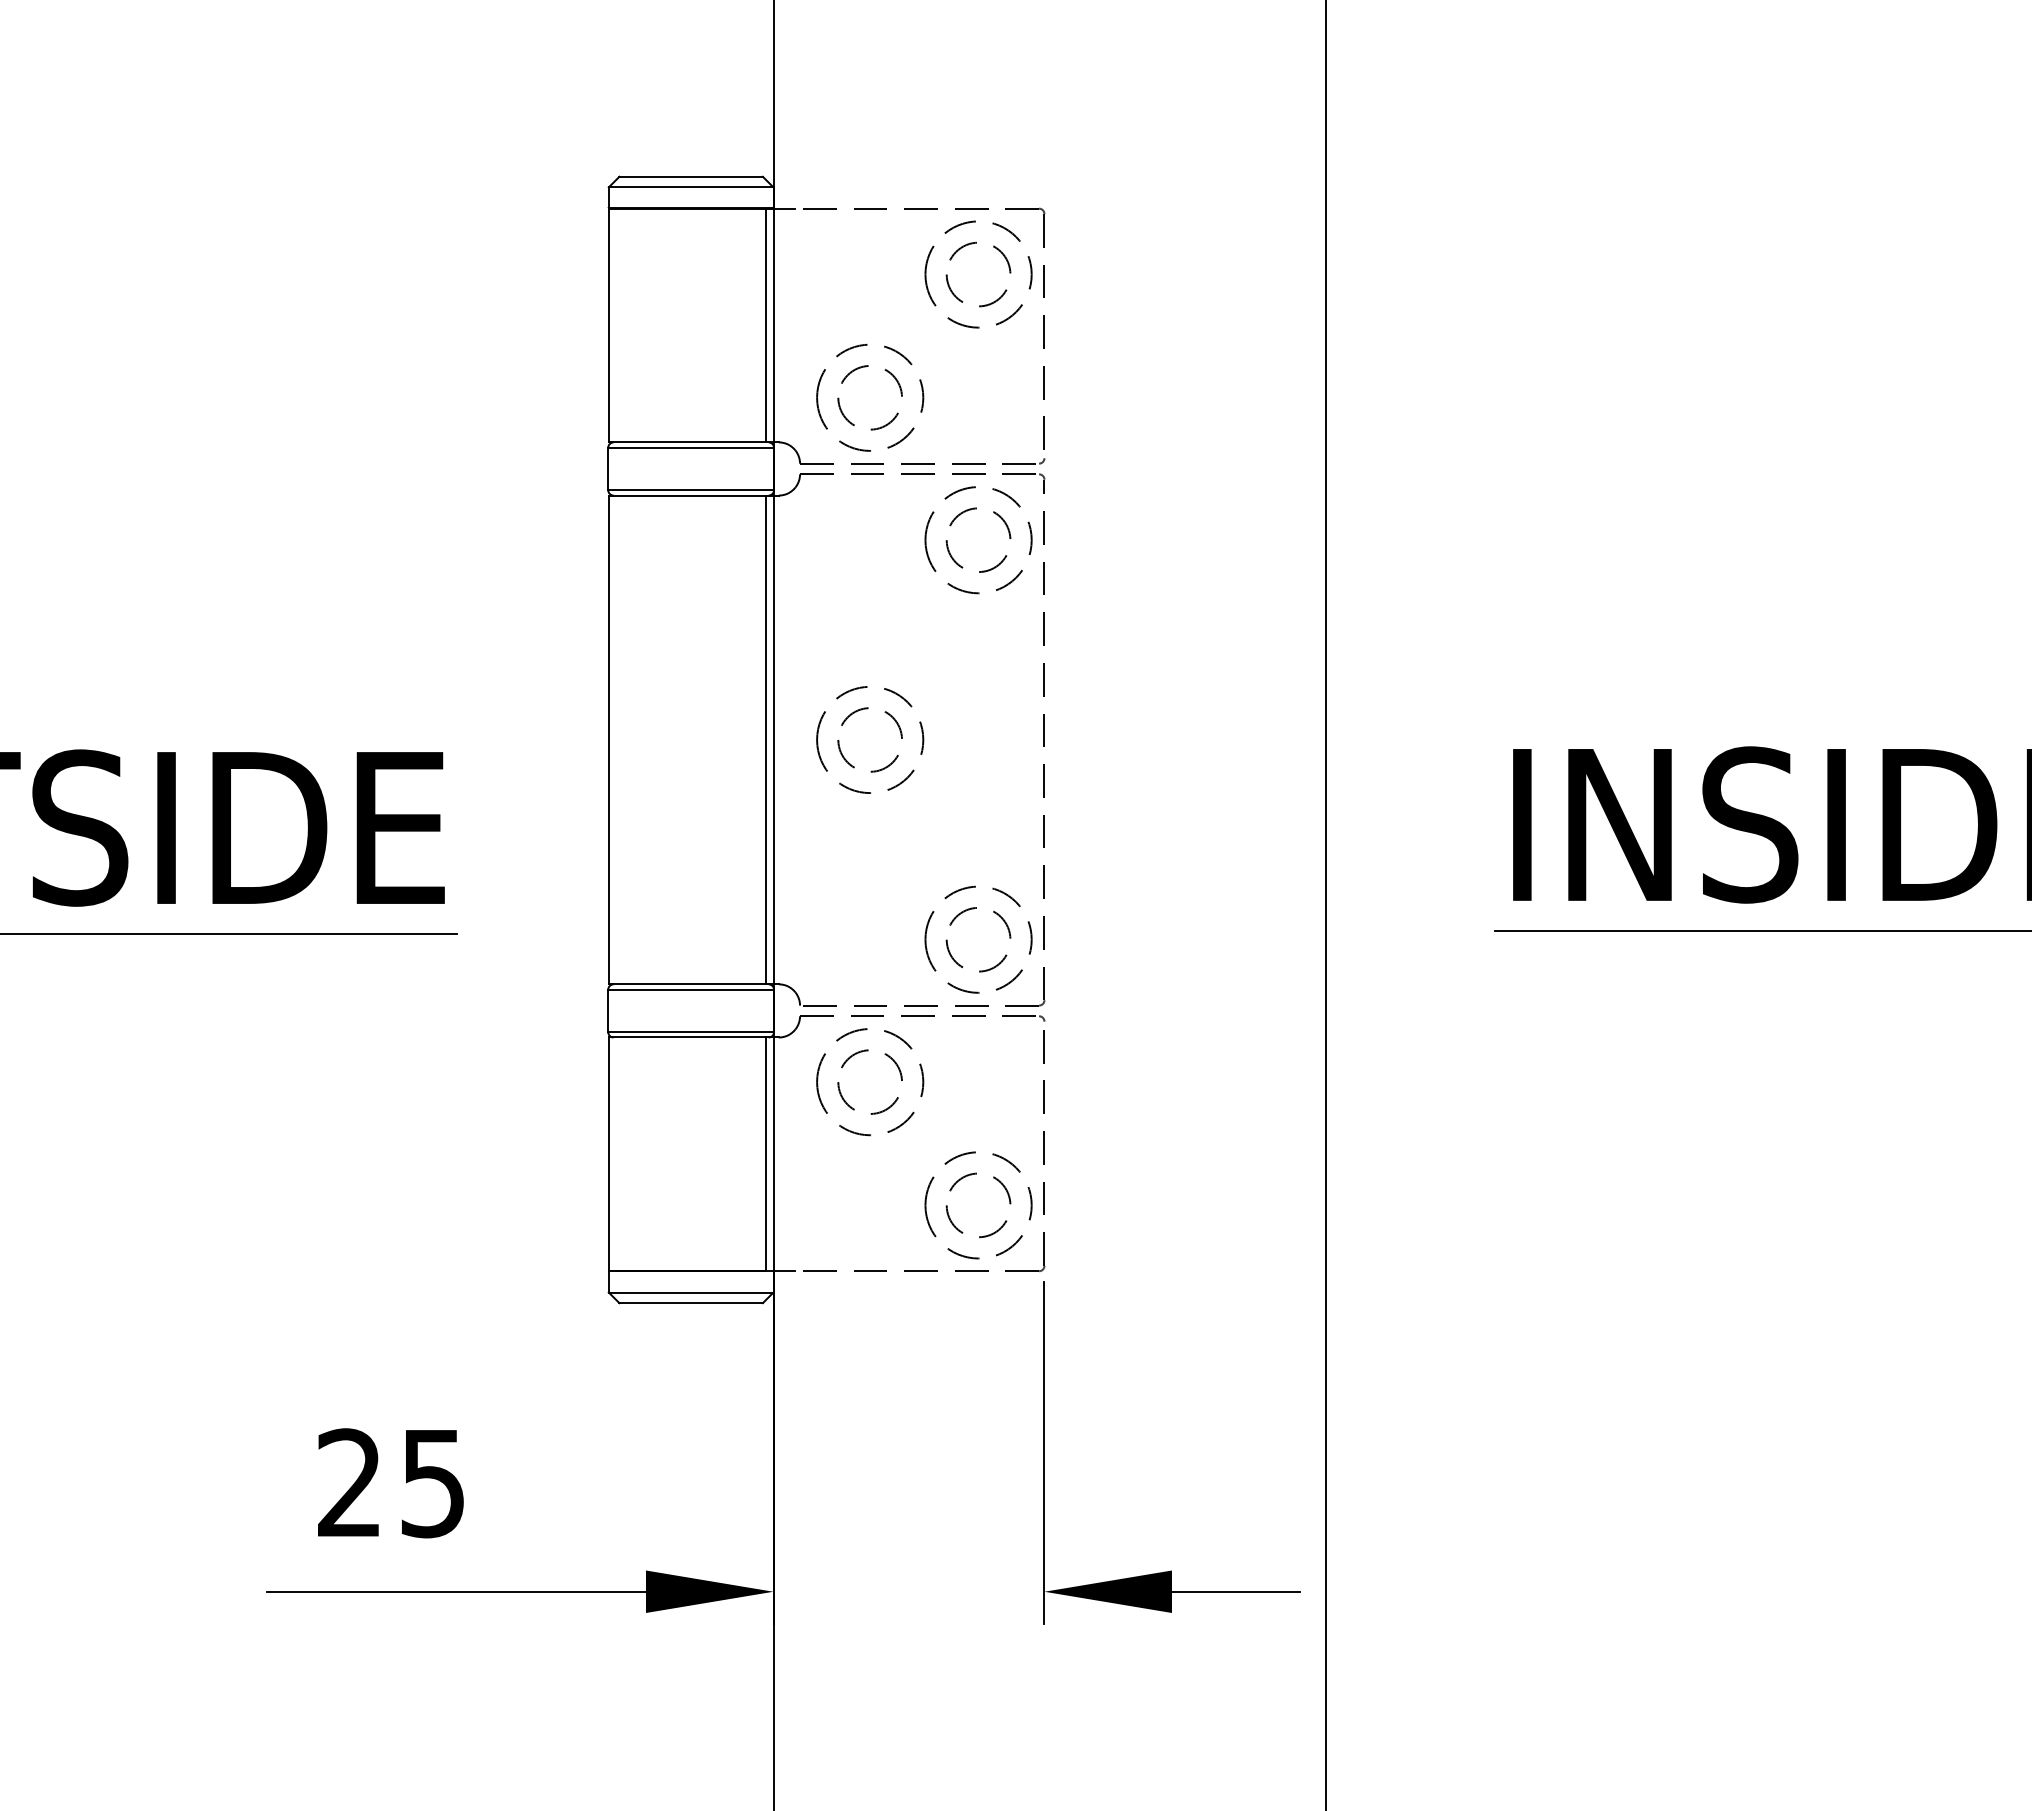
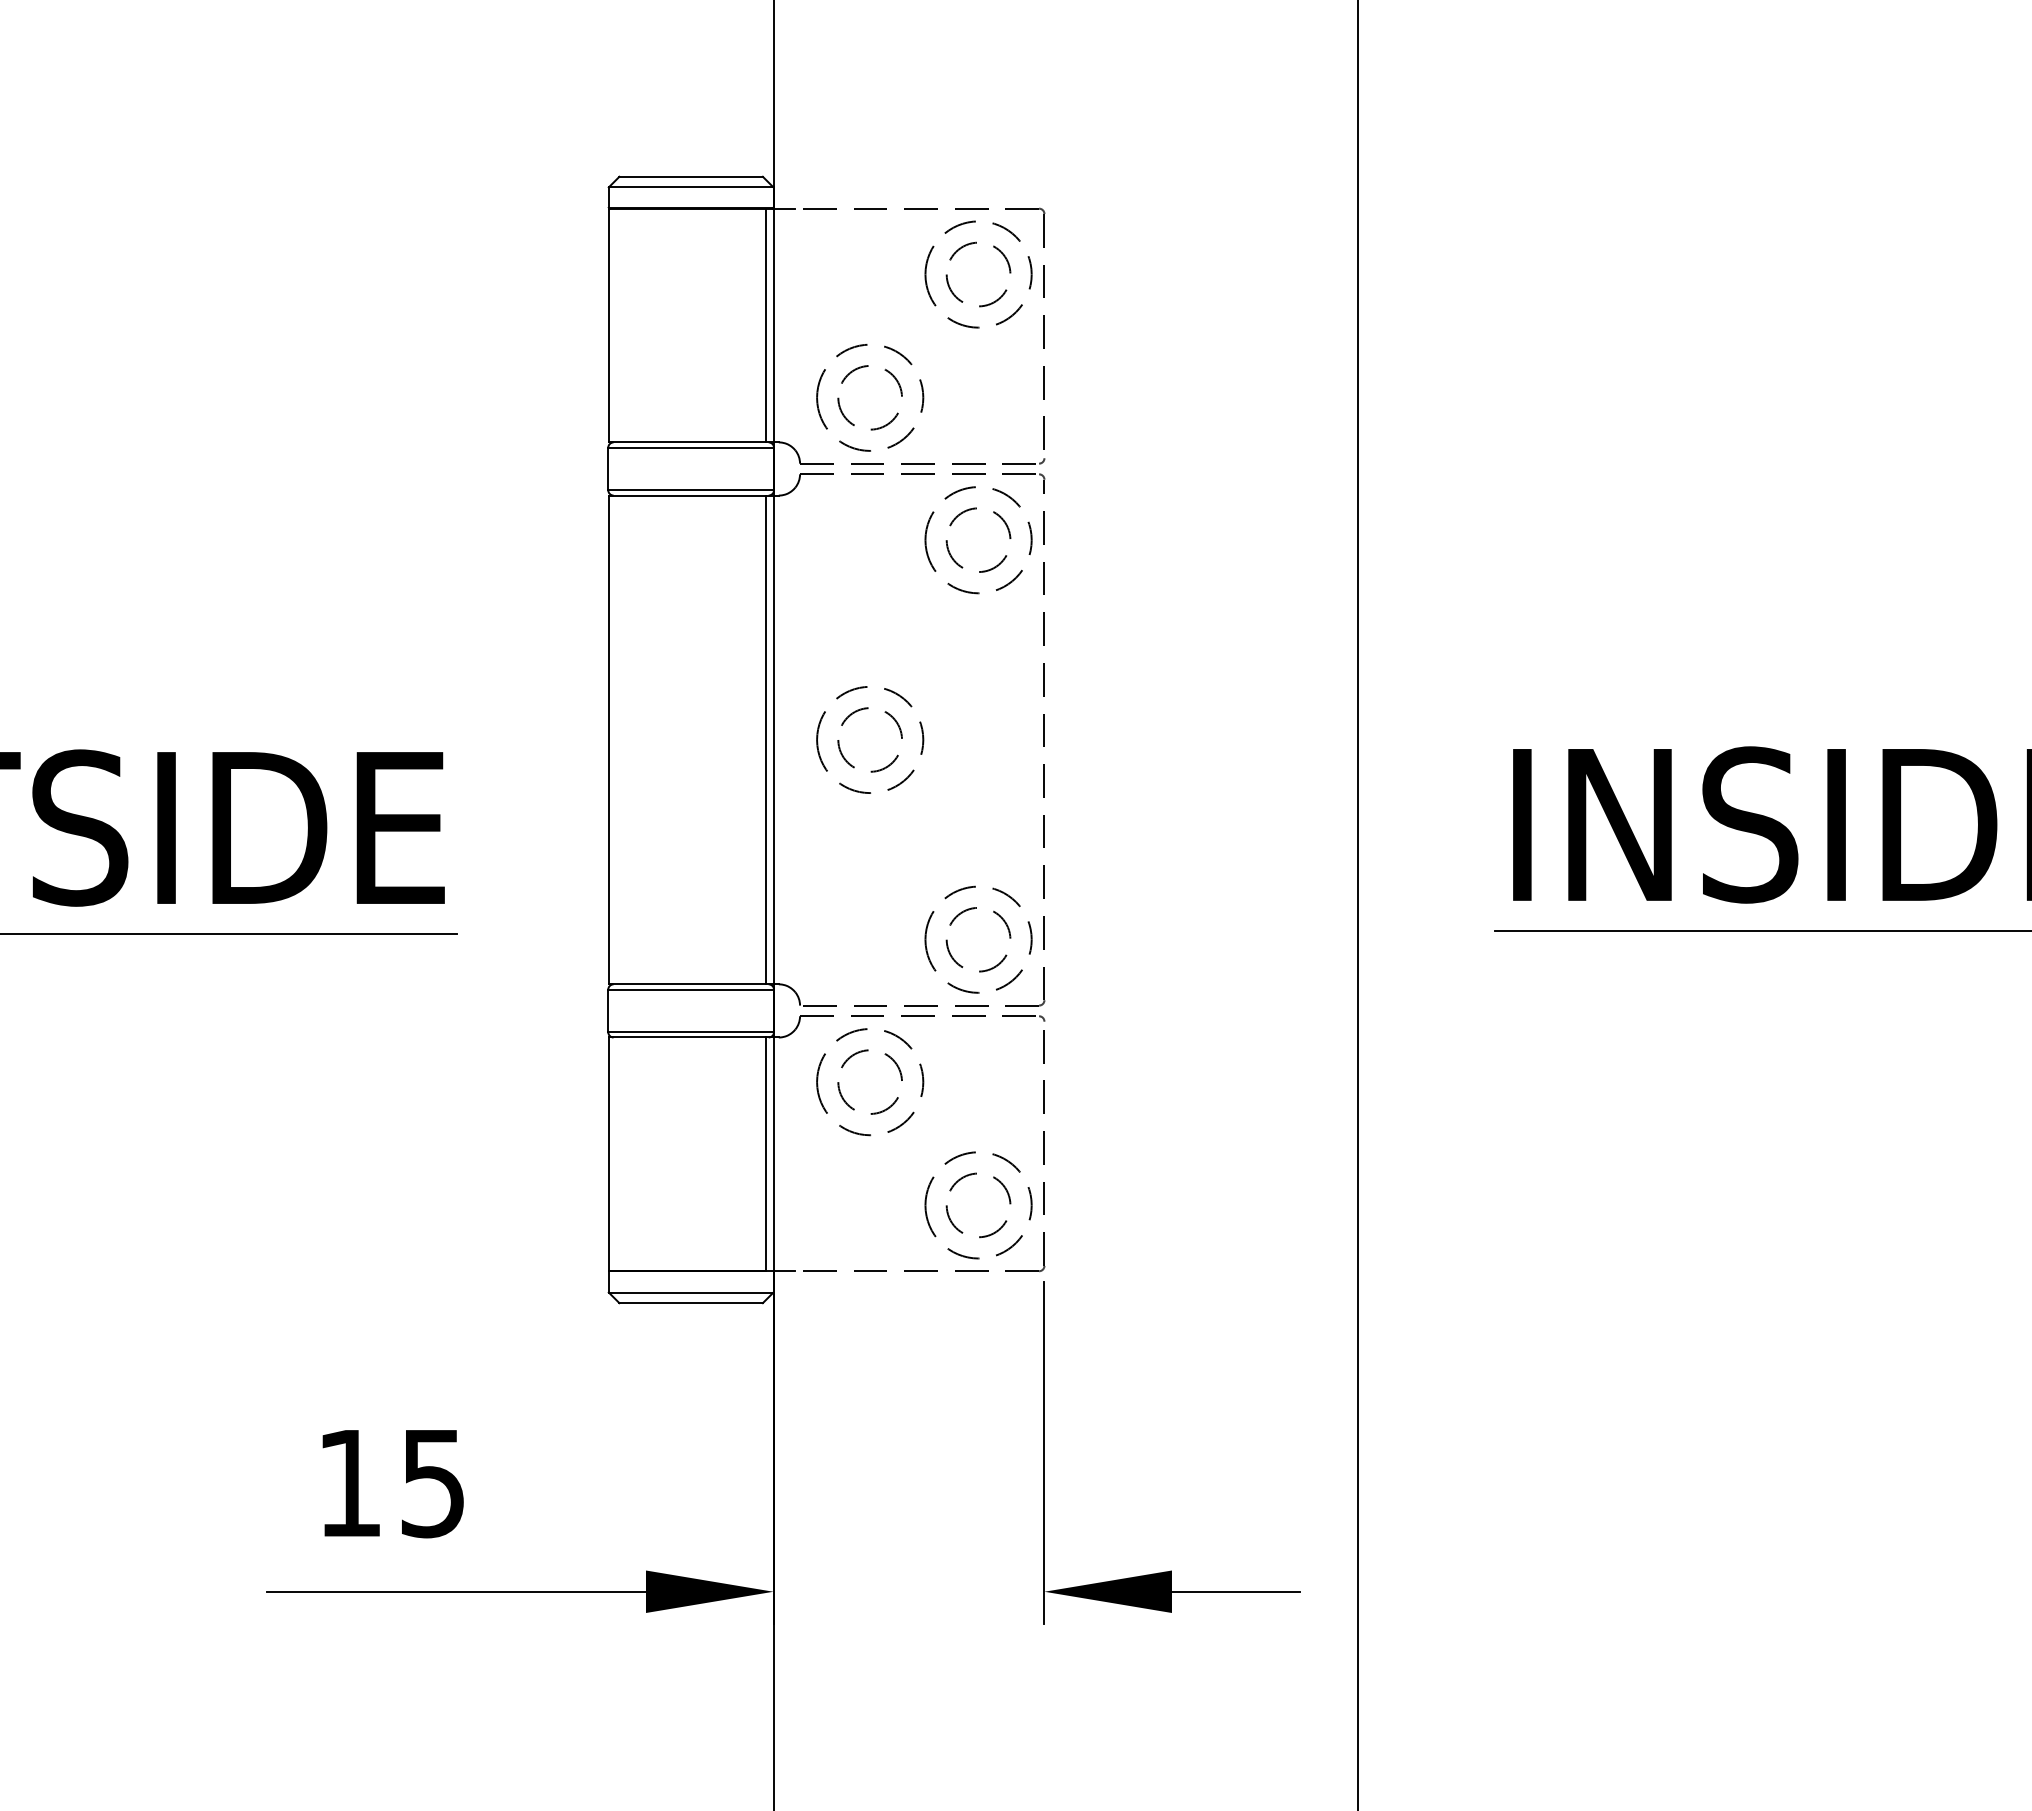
line position: (1325, 904) -> (1357, 904) (1357, 904)
text: 25 -> 15 (348, 1482)
